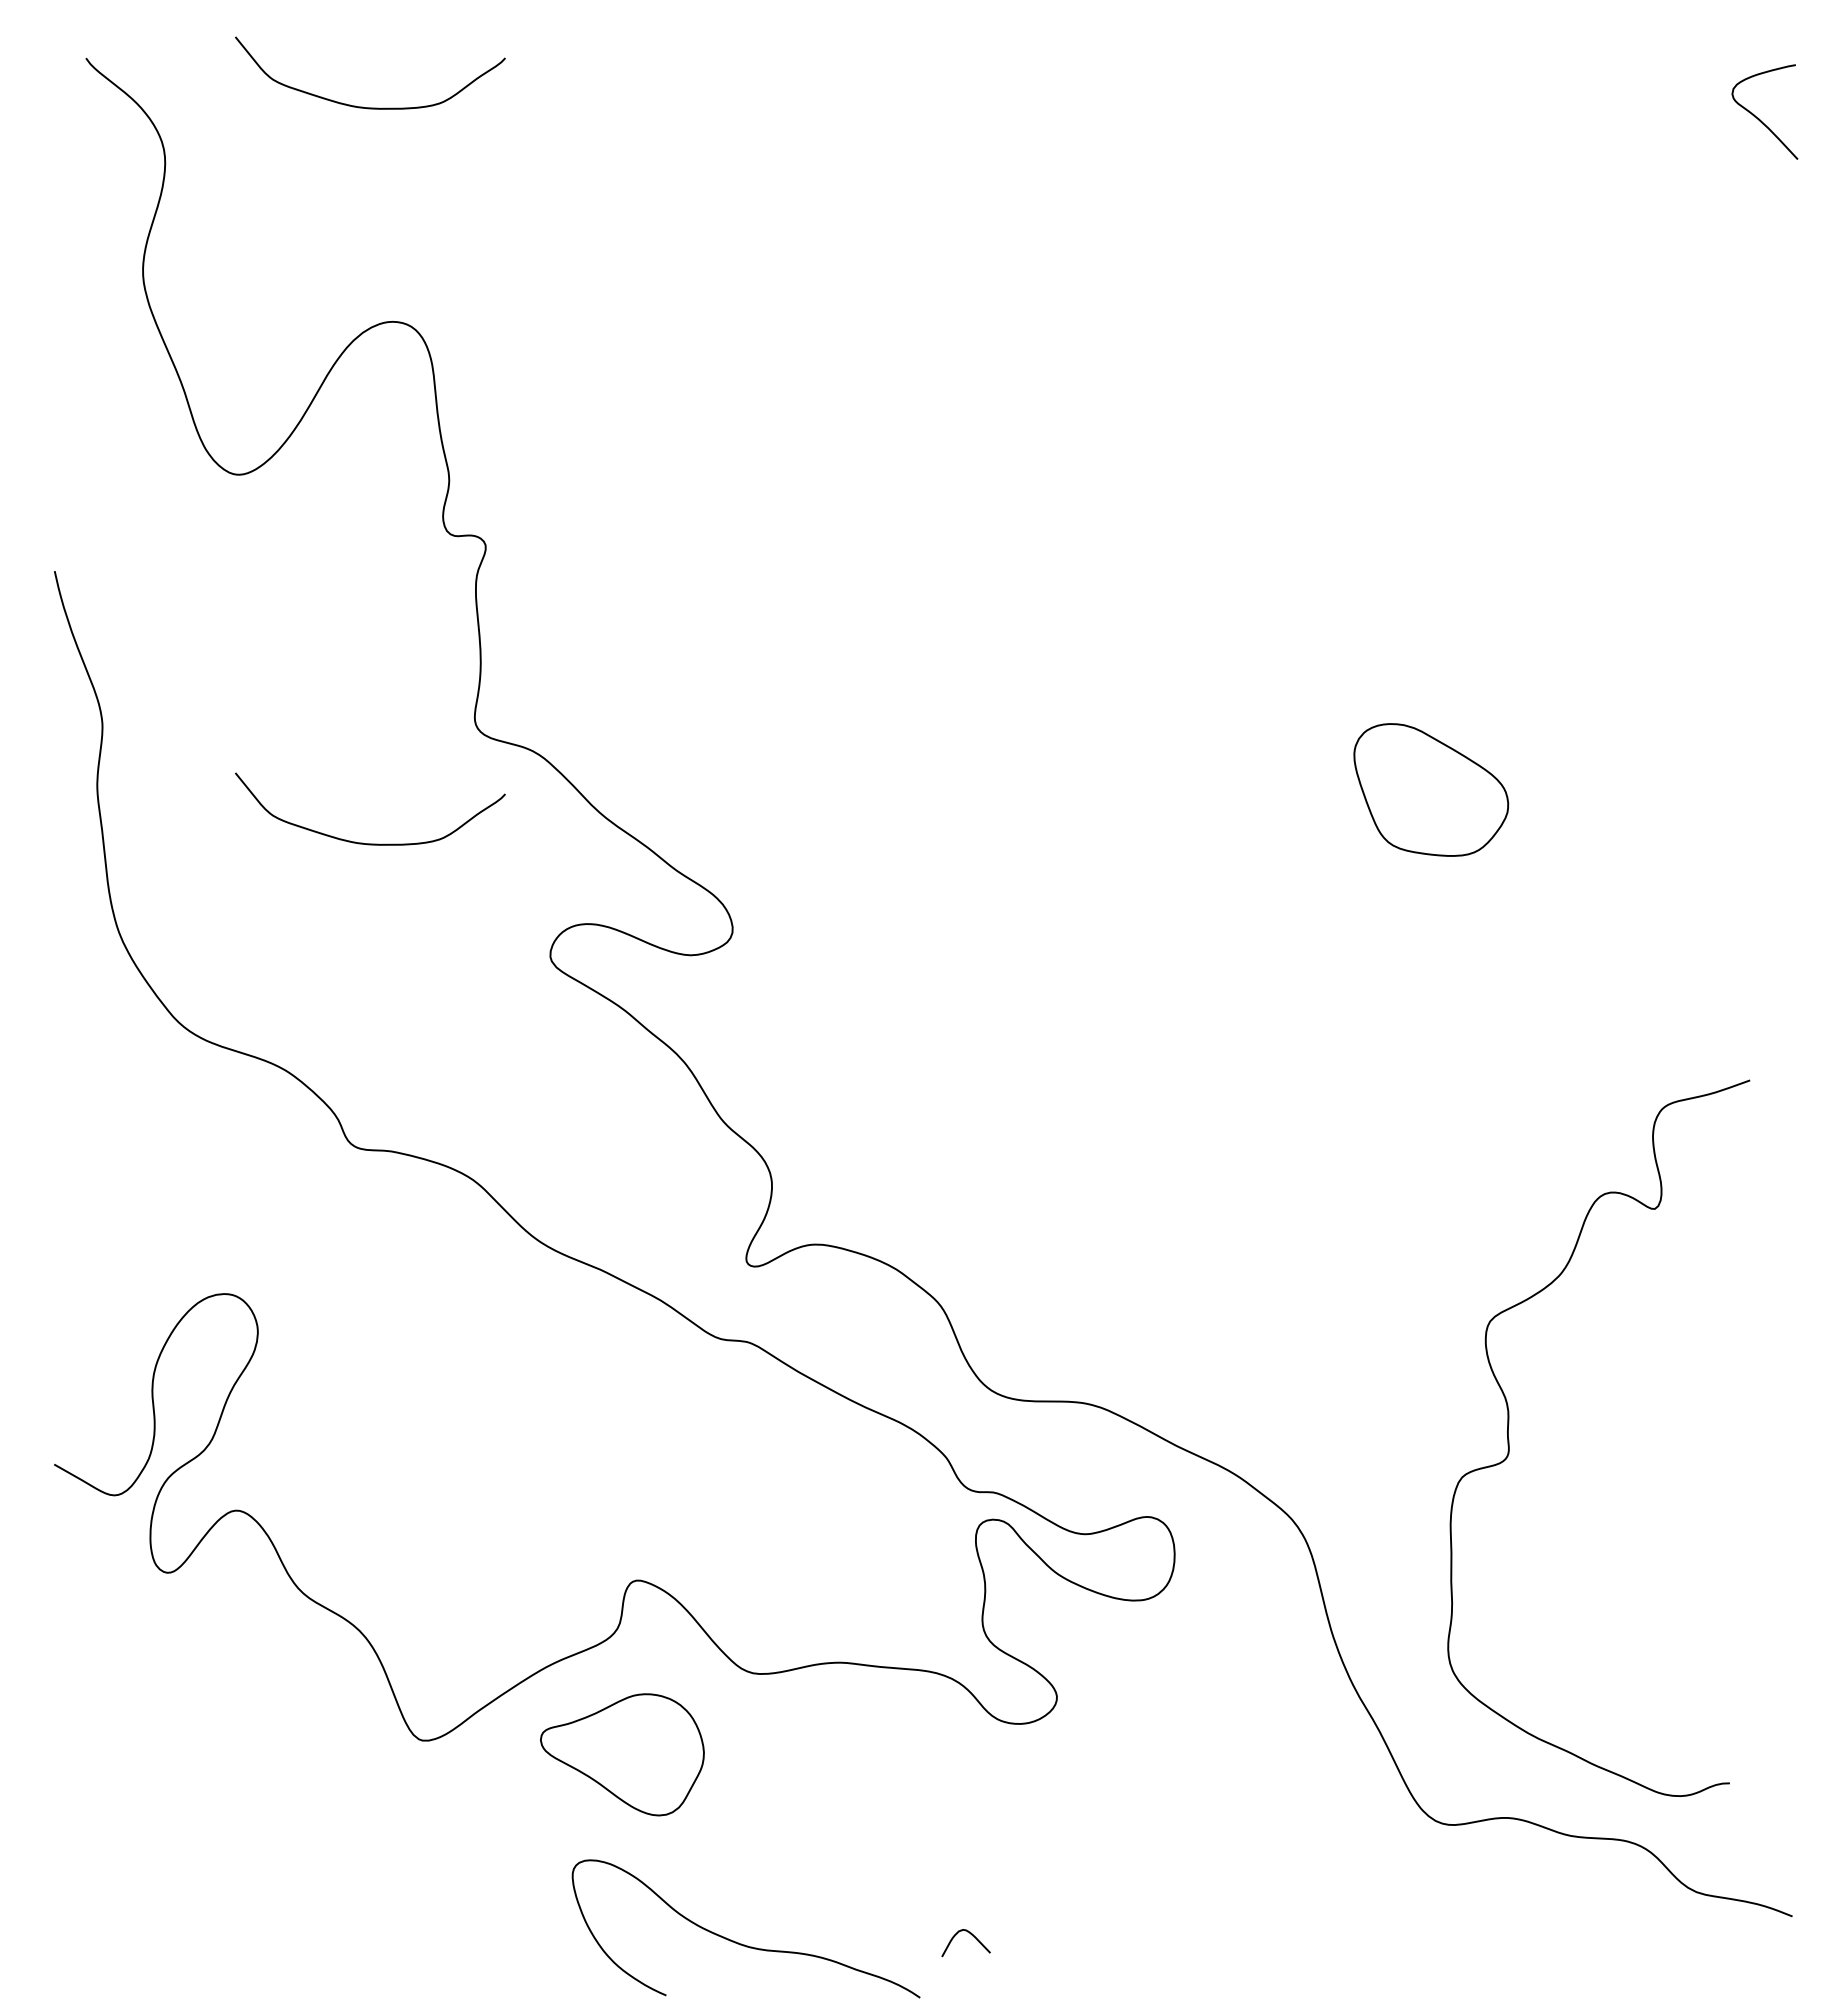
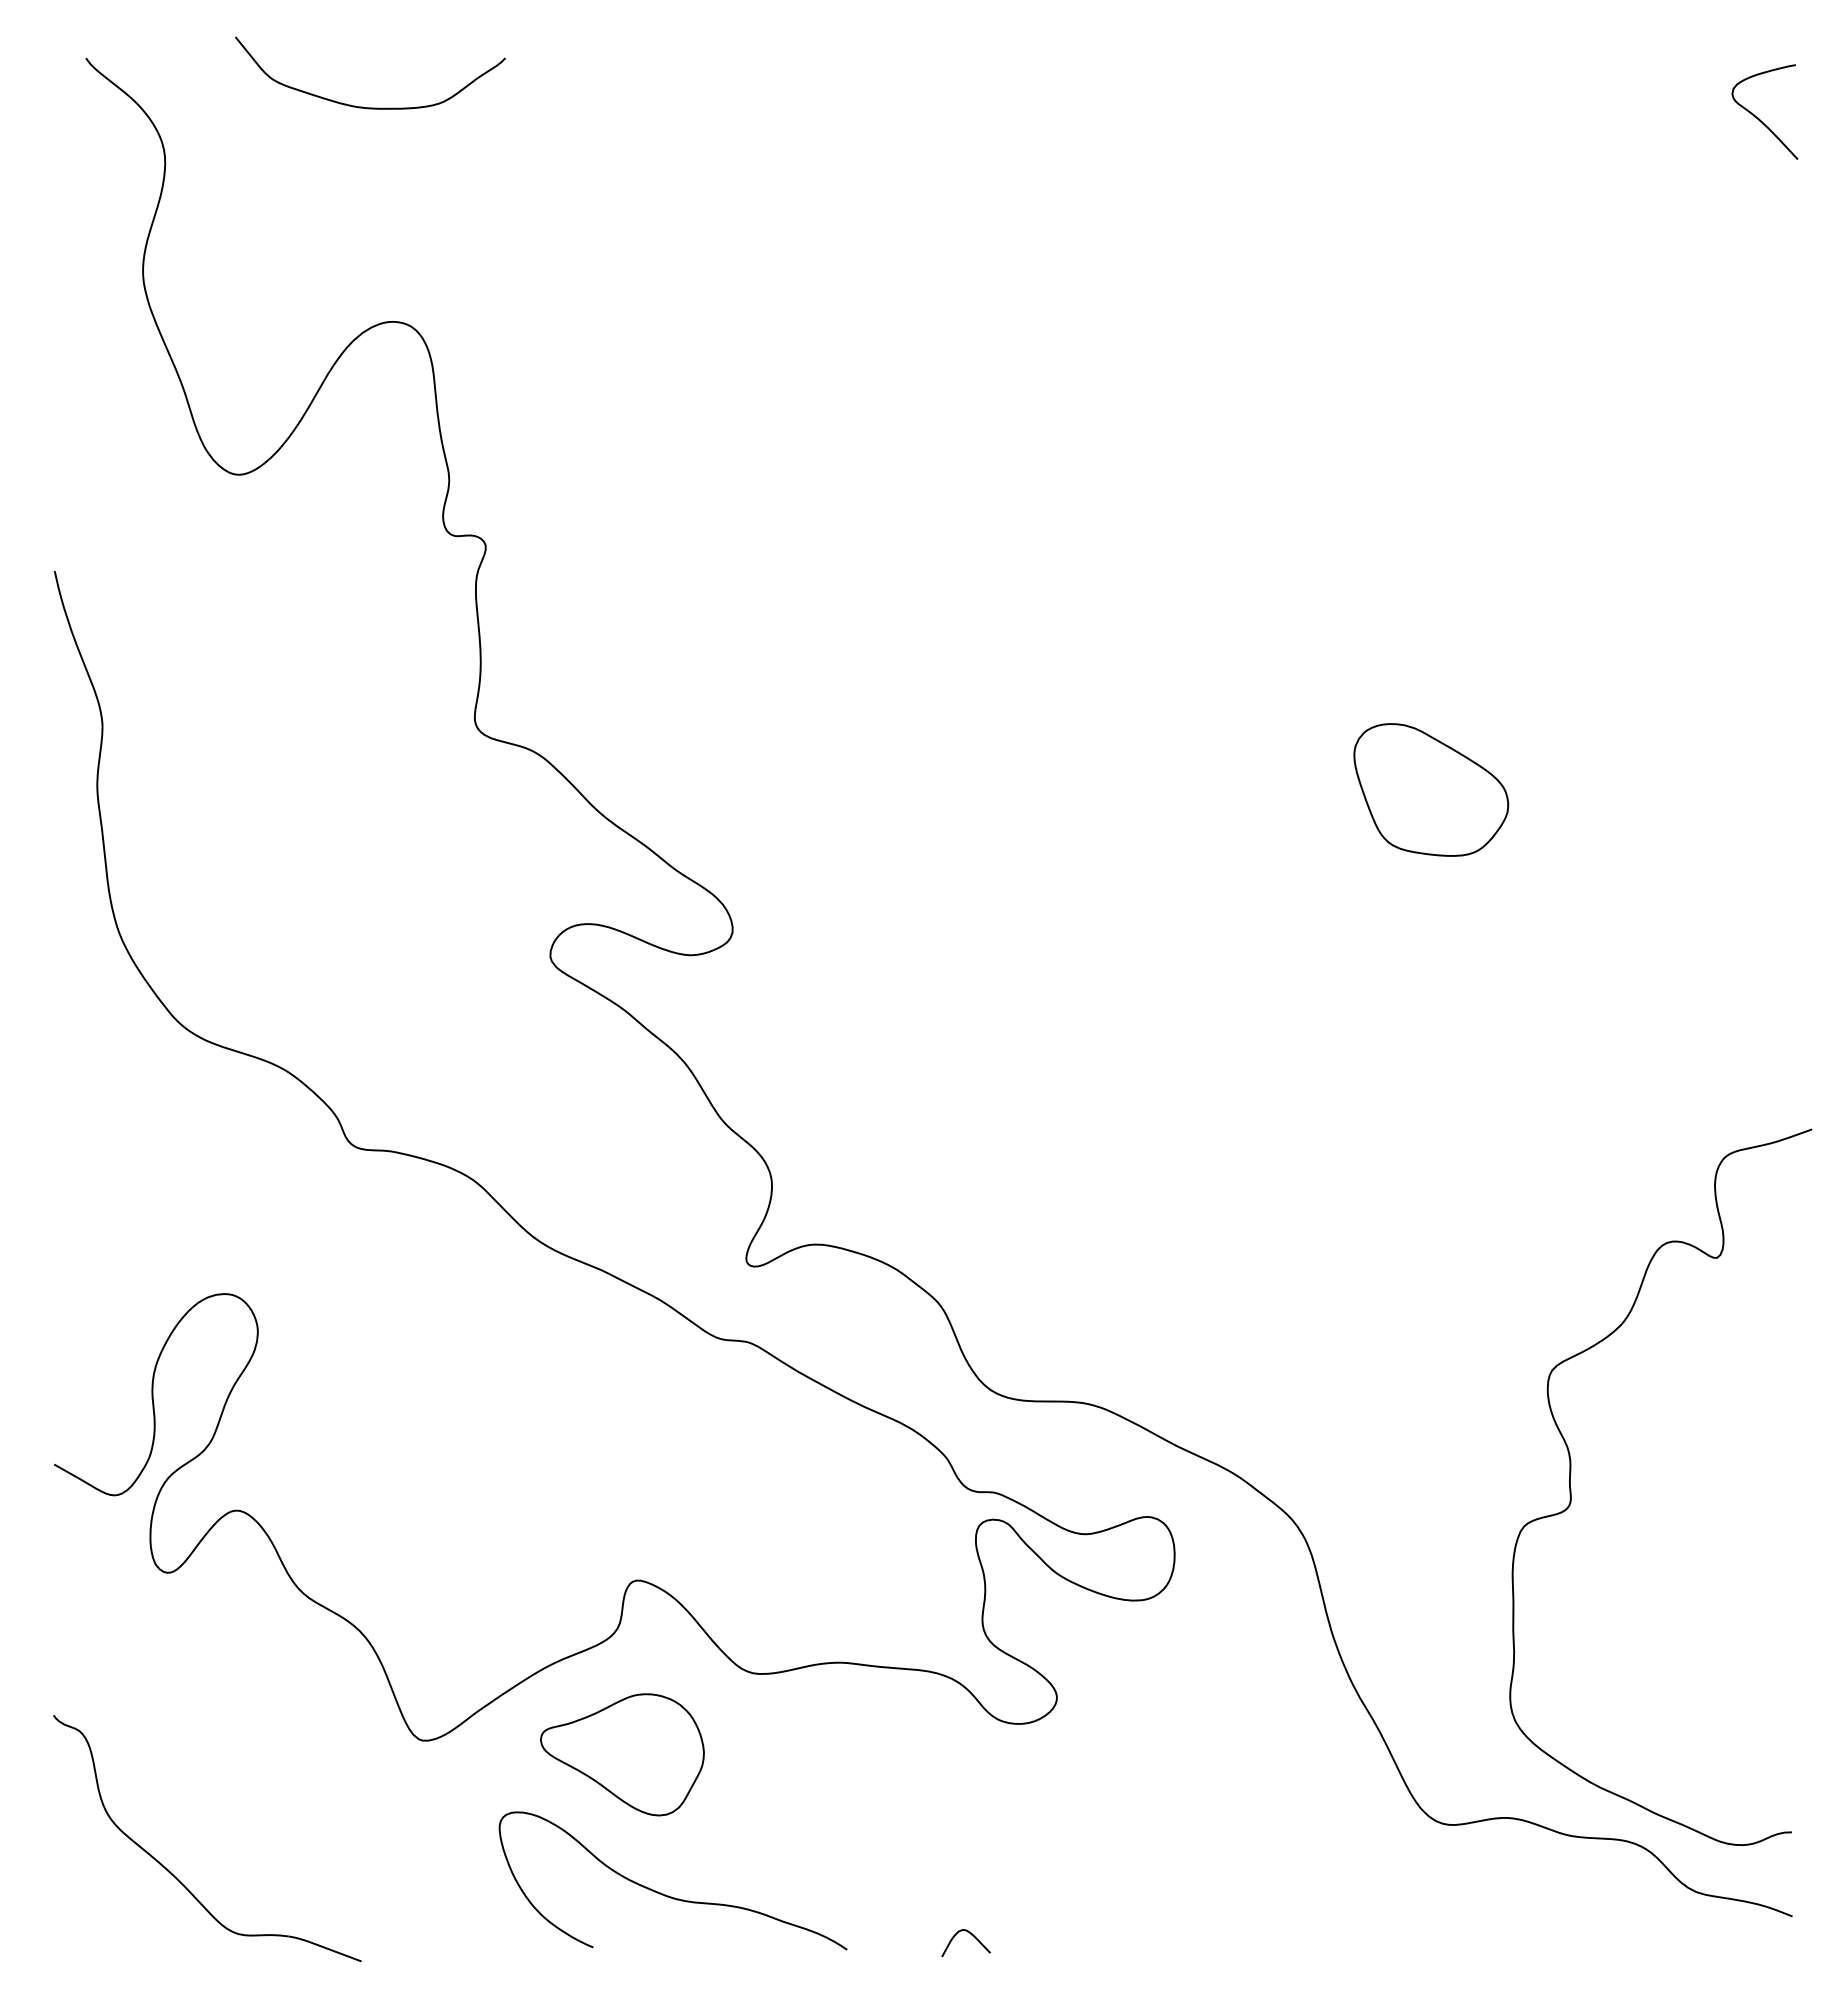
curve: present -> none (363, 842)
curve position: (1509, 1439) -> (1571, 1488) (1571, 1488)
part: none -> present (172, 1873)
curve position: (741, 1943) -> (668, 1895) (668, 1895)
